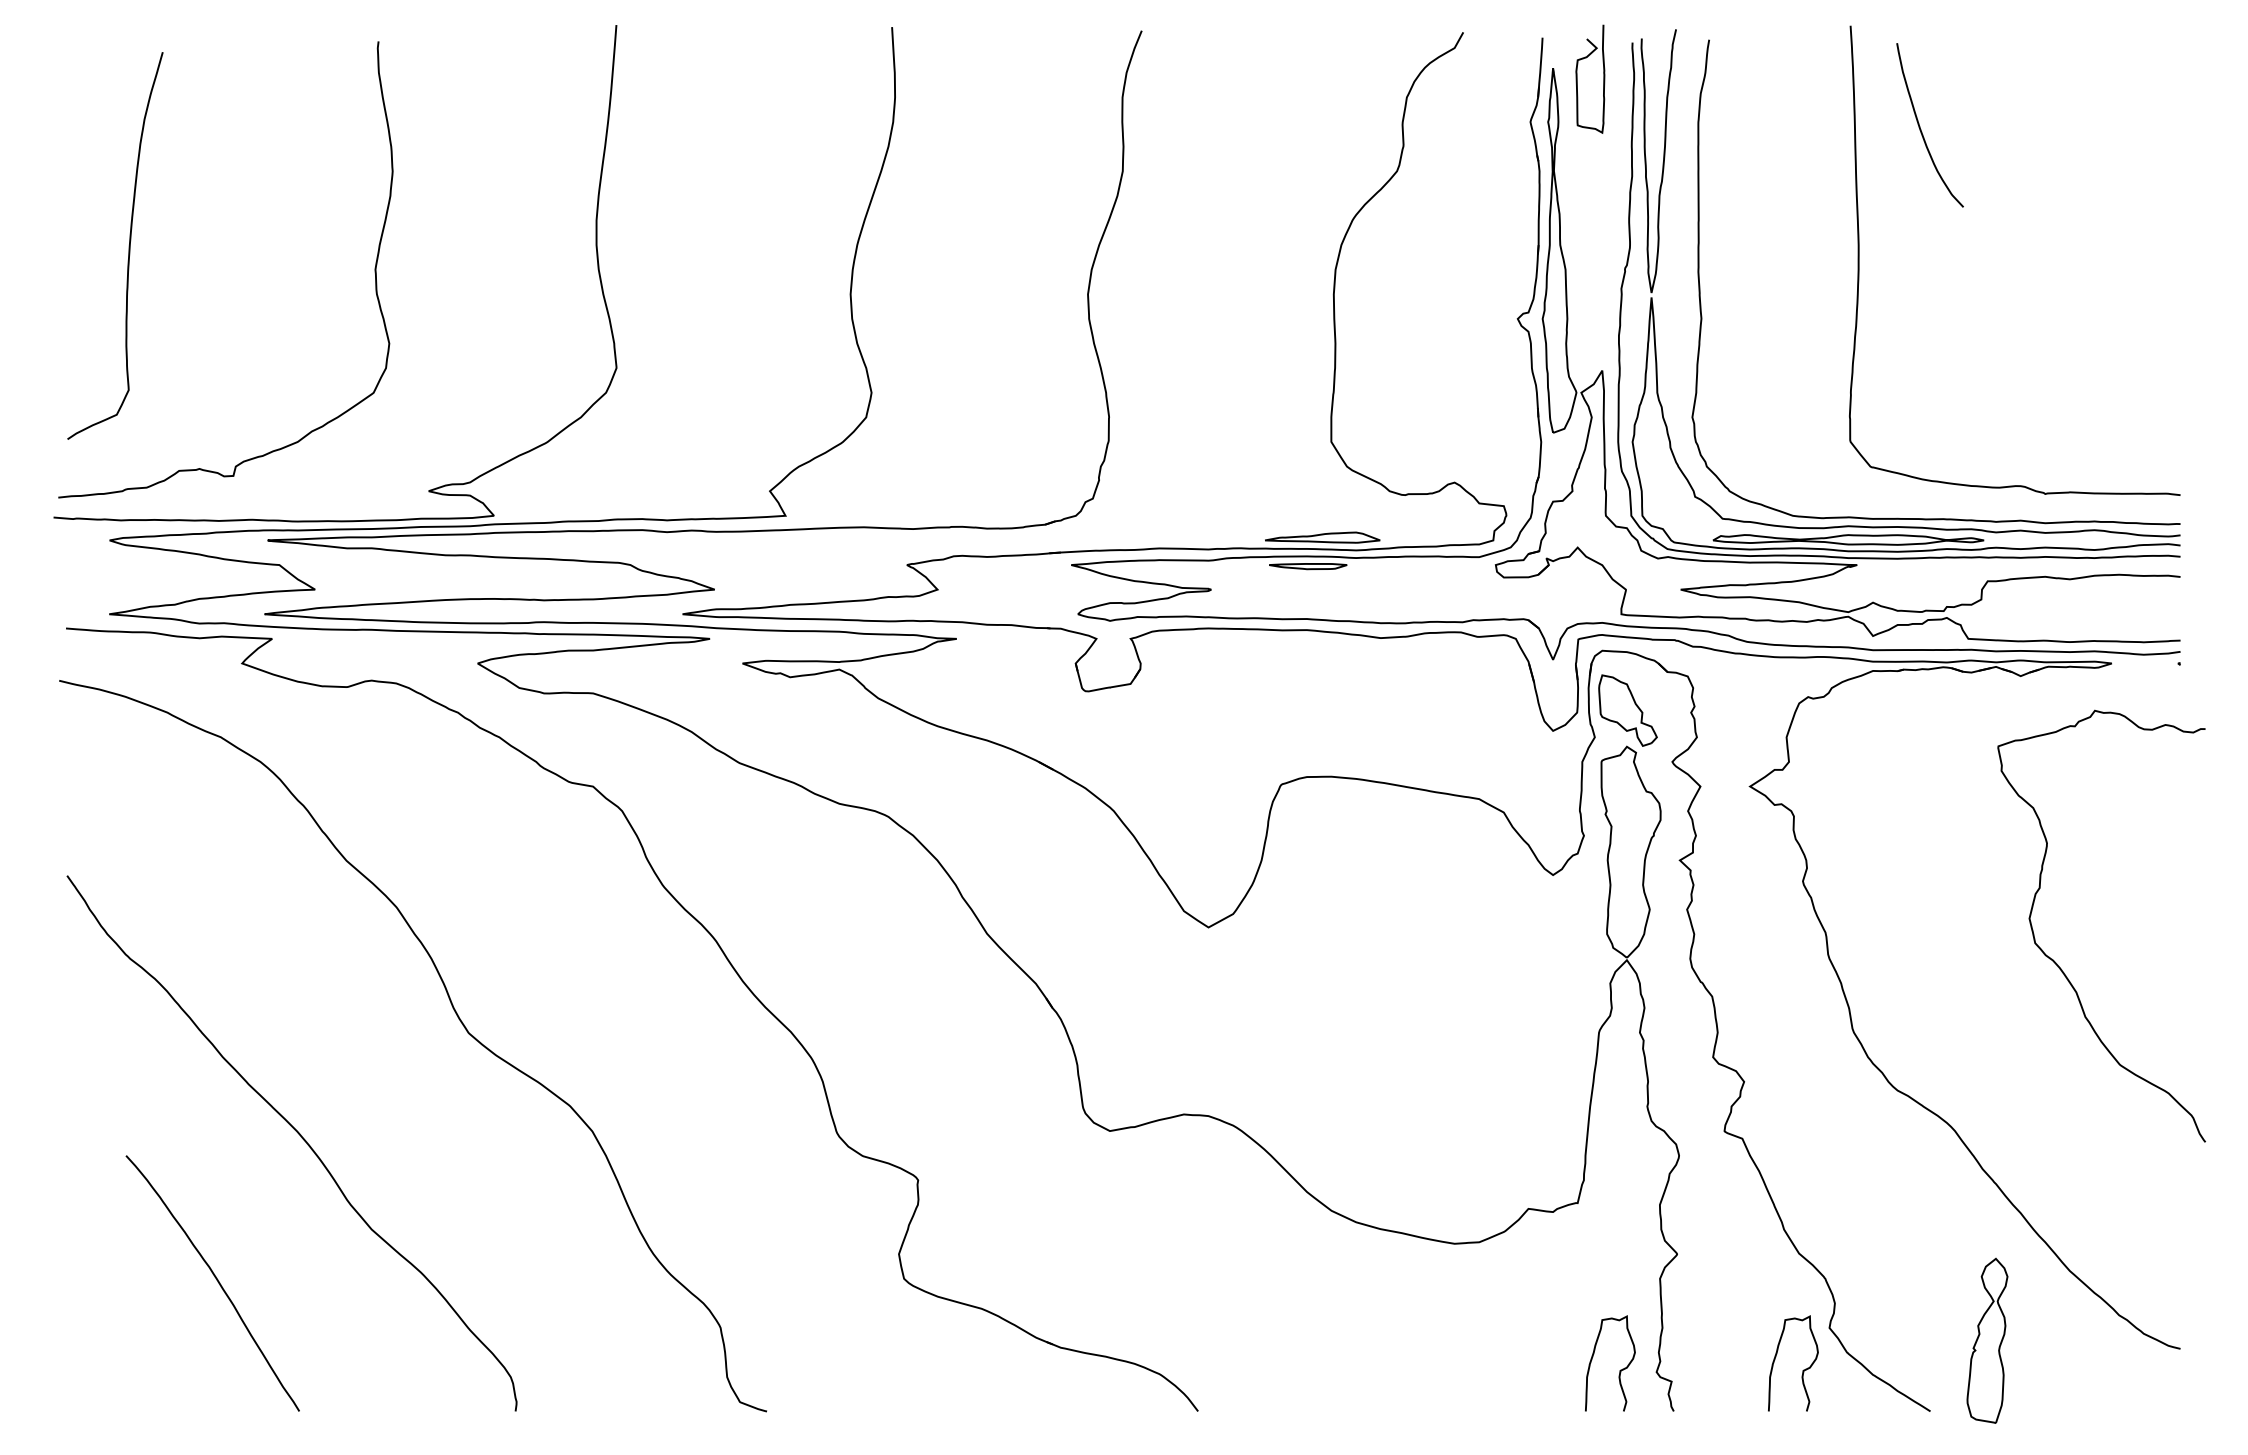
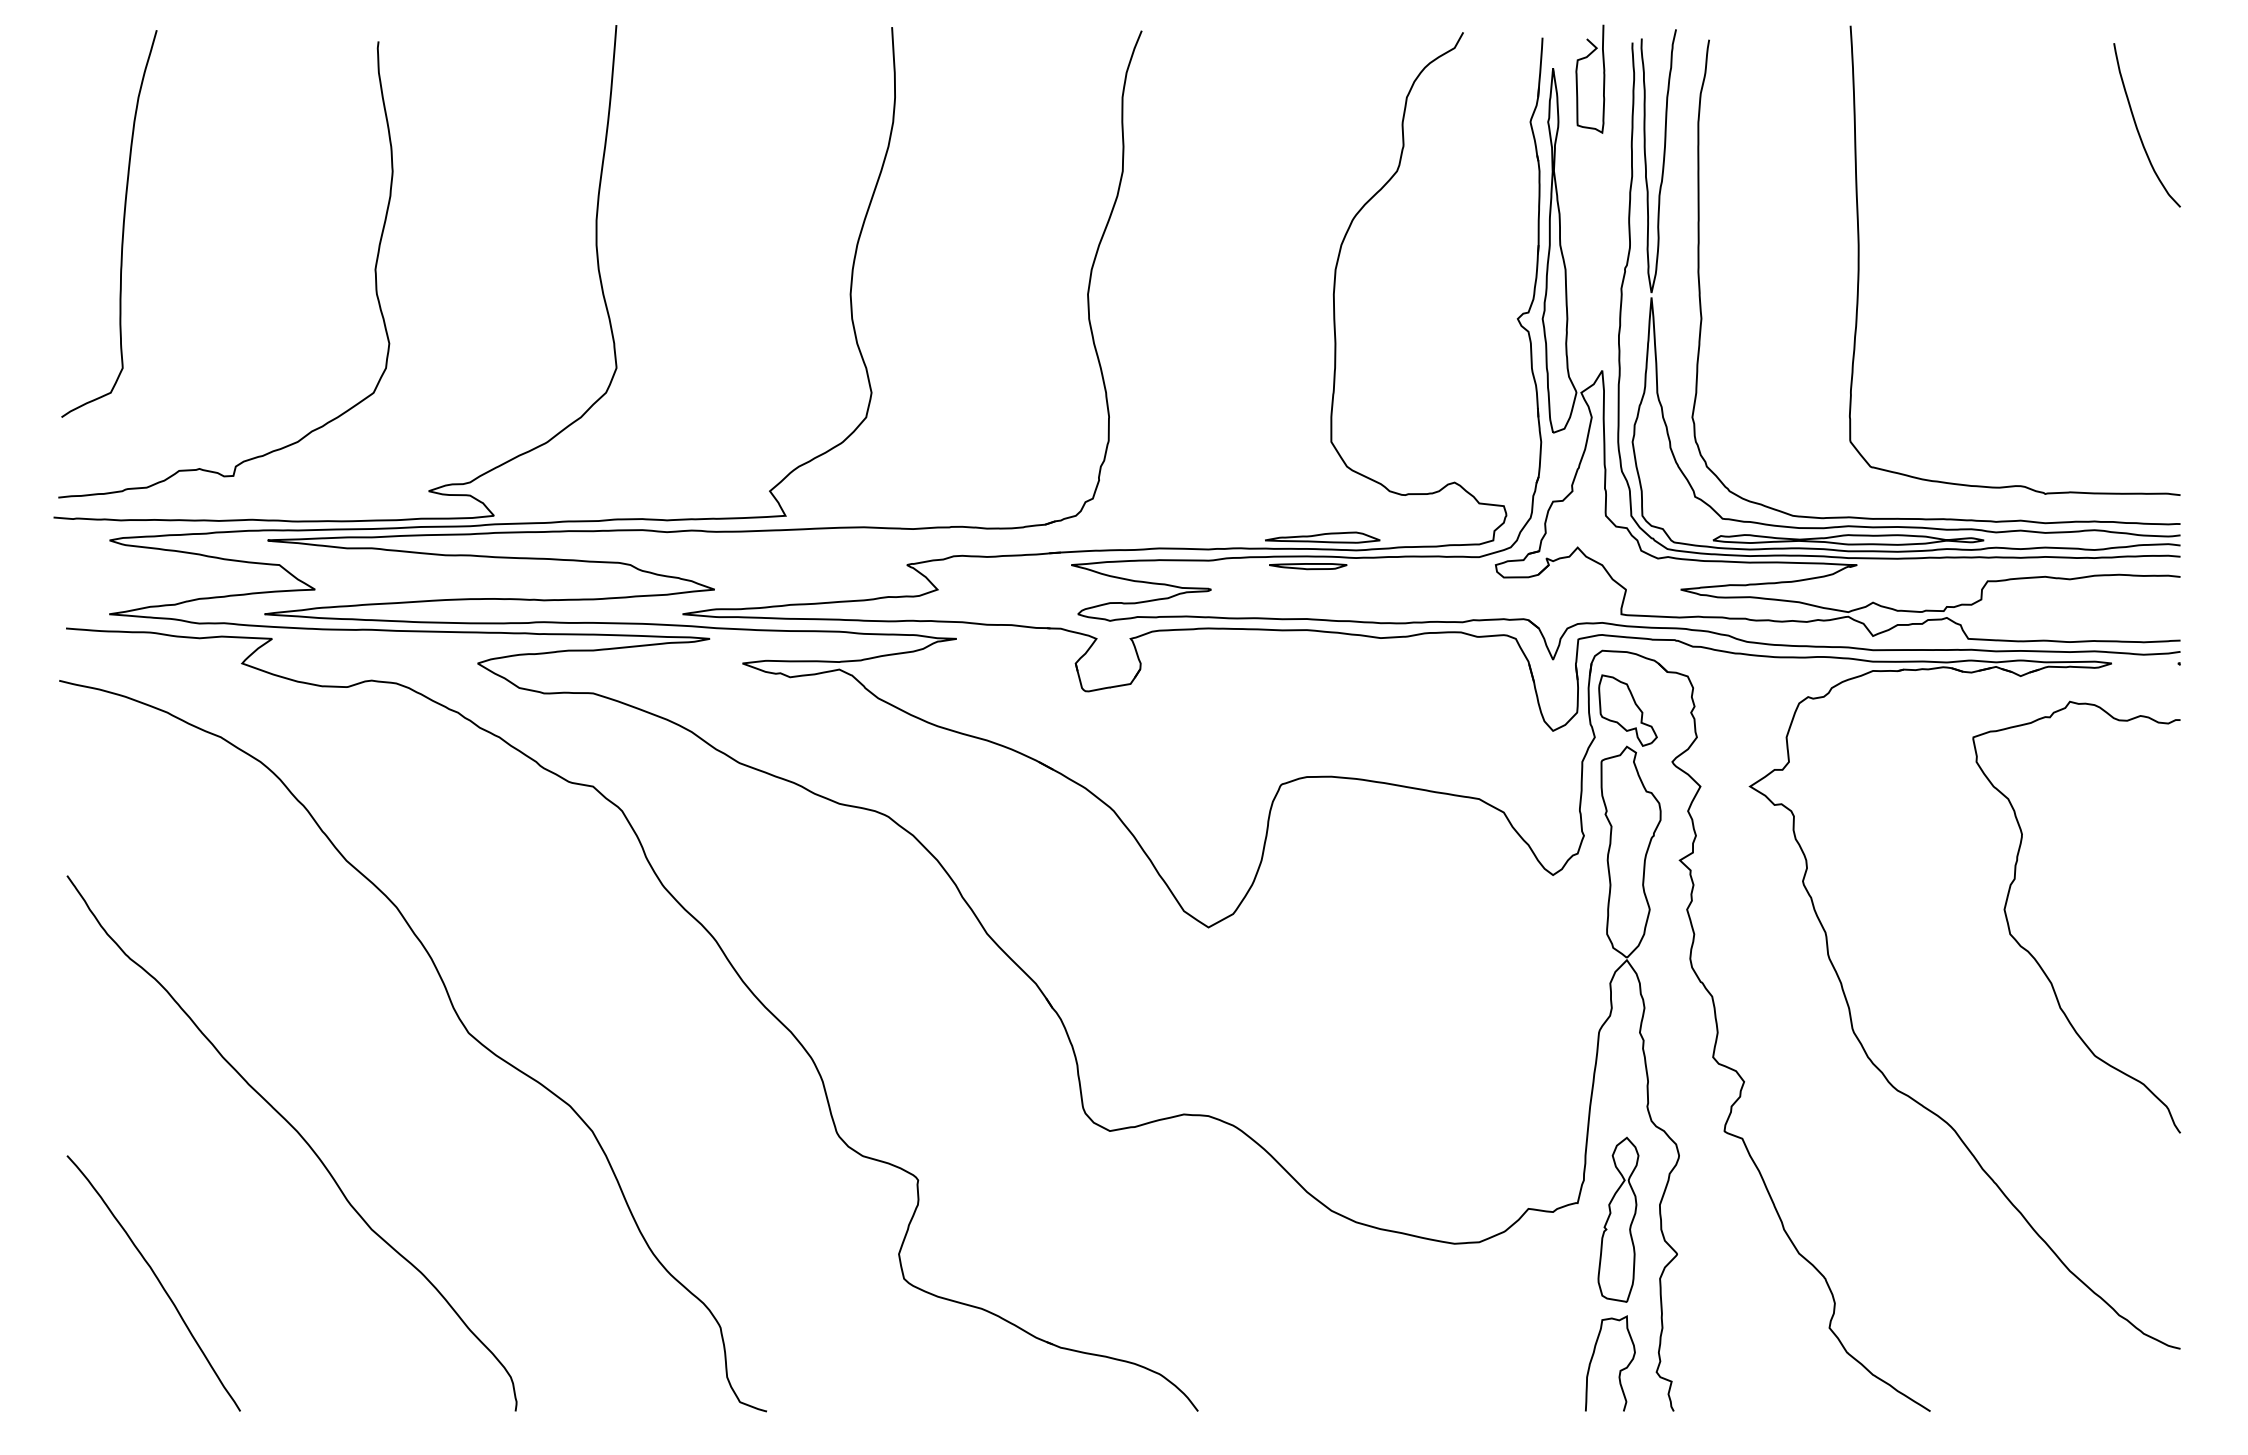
curve position: (1921, 129) -> (2138, 129) (2138, 129)
curve position: (128, 245) -> (122, 223) (122, 223)
curve position: (2057, 963) -> (2032, 954) (2032, 954)
curve position: (216, 1280) -> (157, 1280) (157, 1280)
part position: (1987, 1340) -> (1618, 1219) (1618, 1219)
curve: present -> none (1802, 1370)
